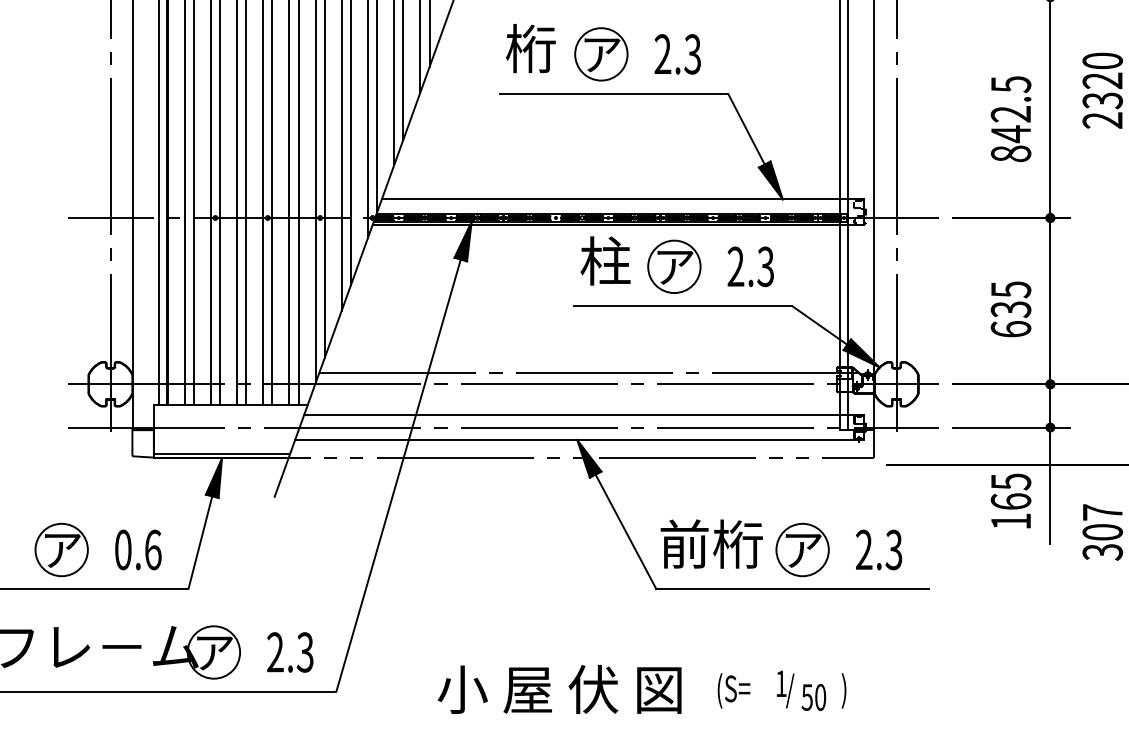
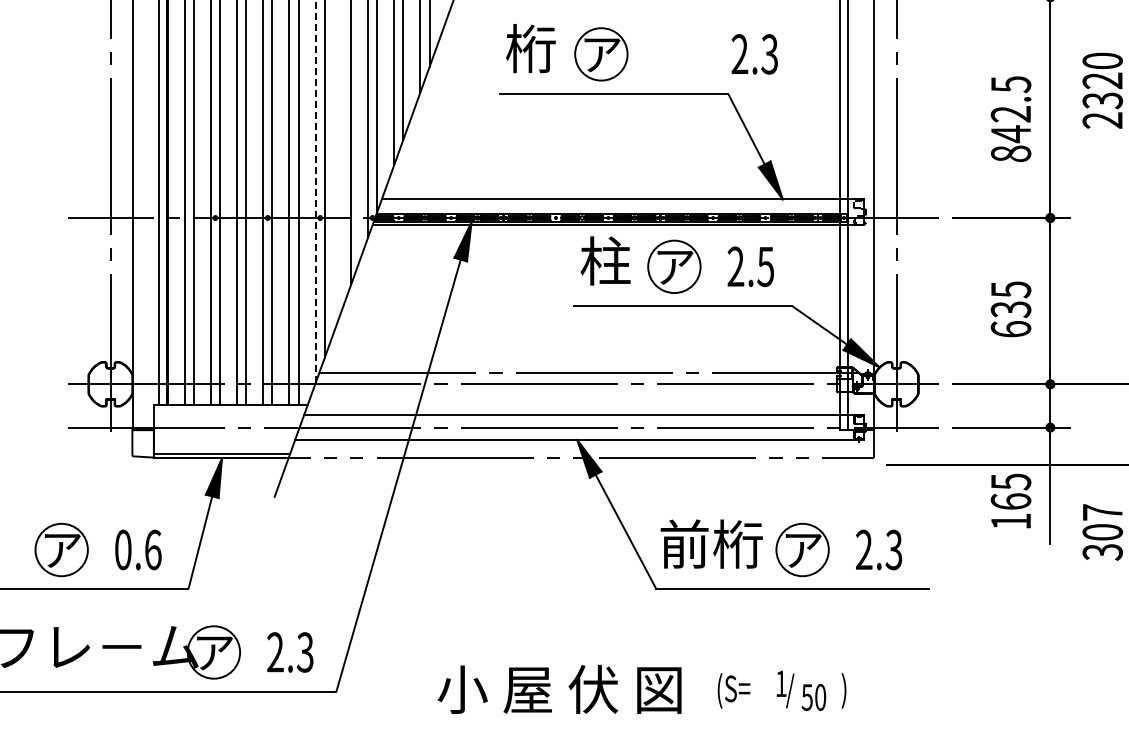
text position: (677, 54) -> (754, 54) (754, 54)
line: present -> none (341, 156)
line: solid -> dashed (315, 191)
text: 2.3 -> 2.5 (765, 266)
